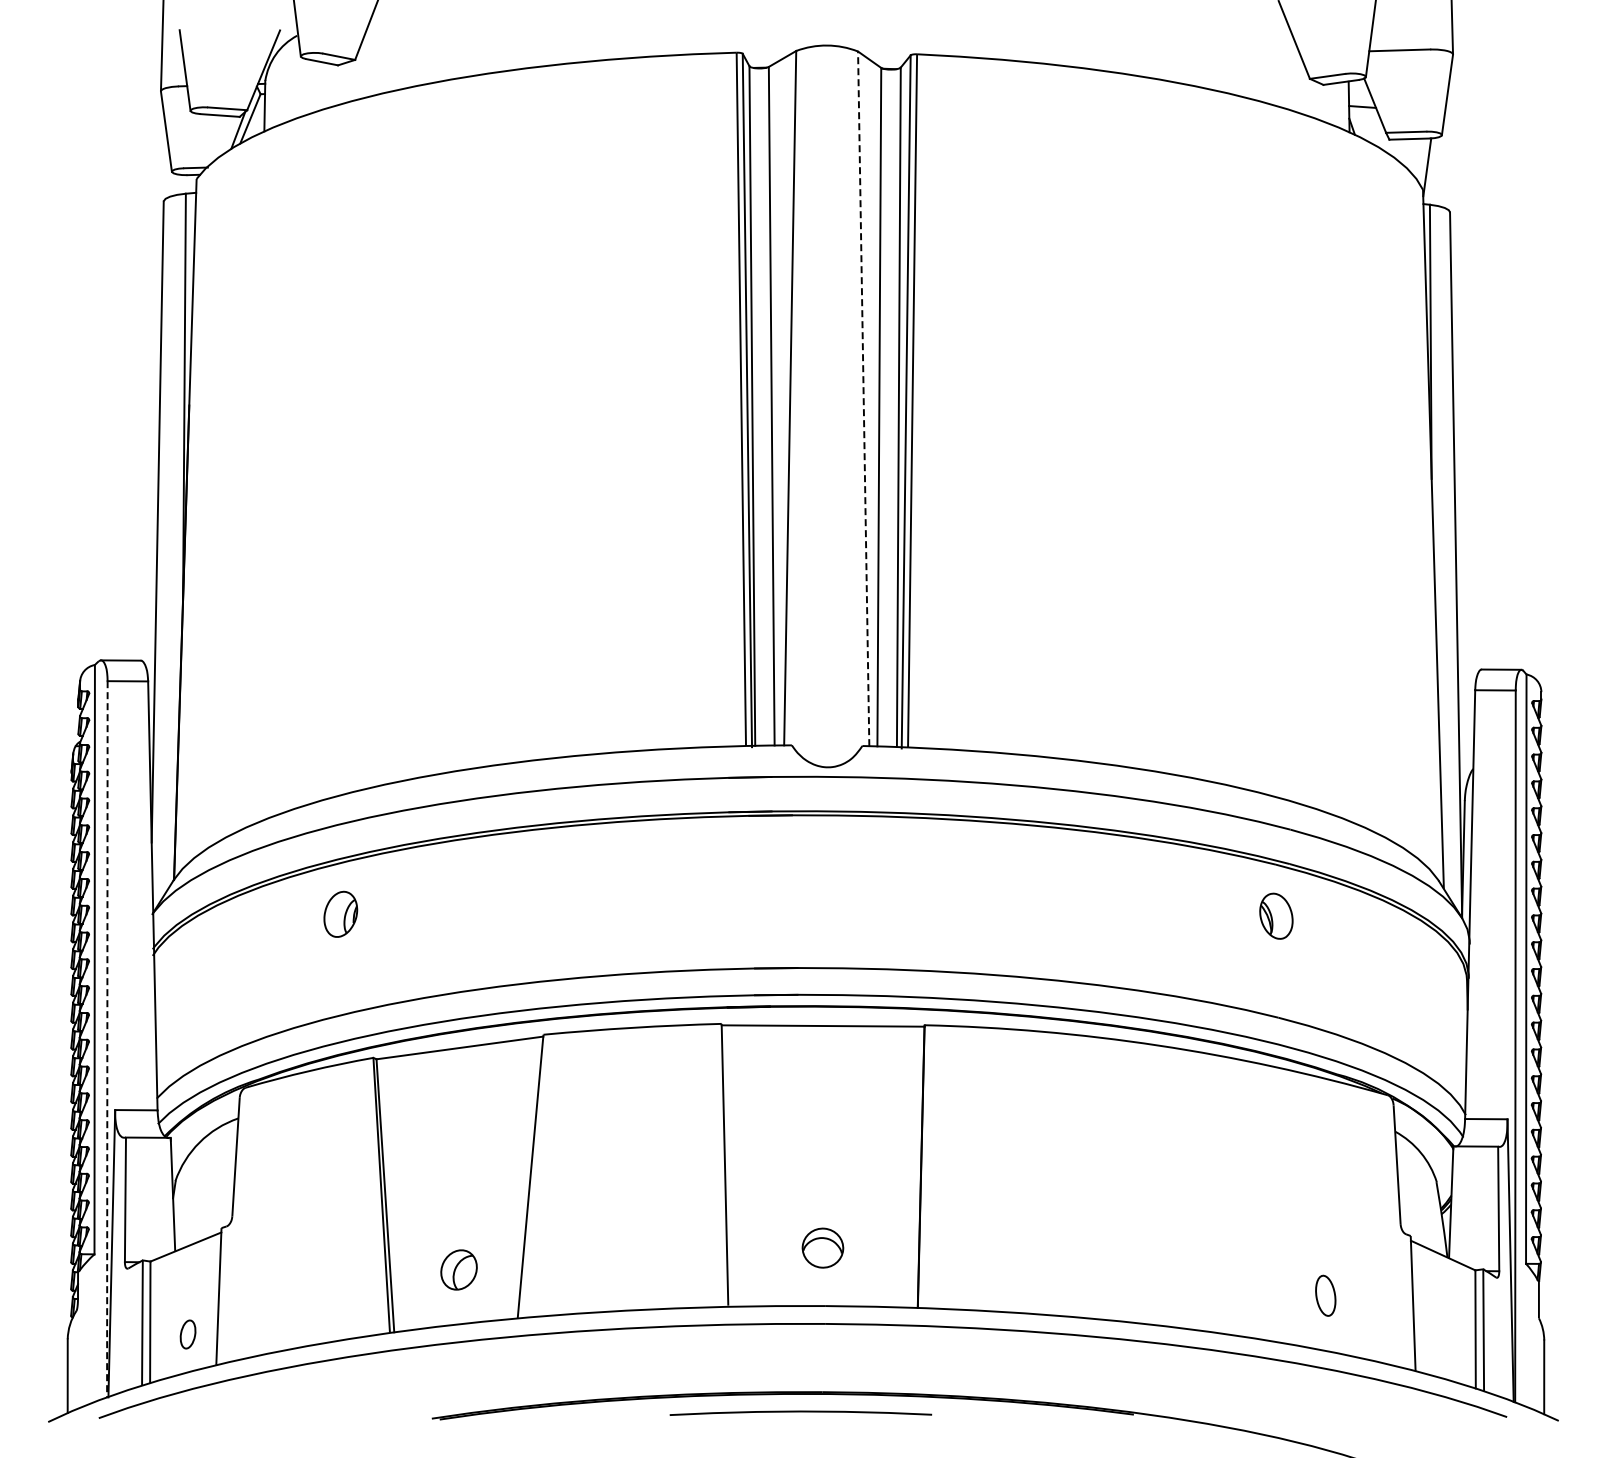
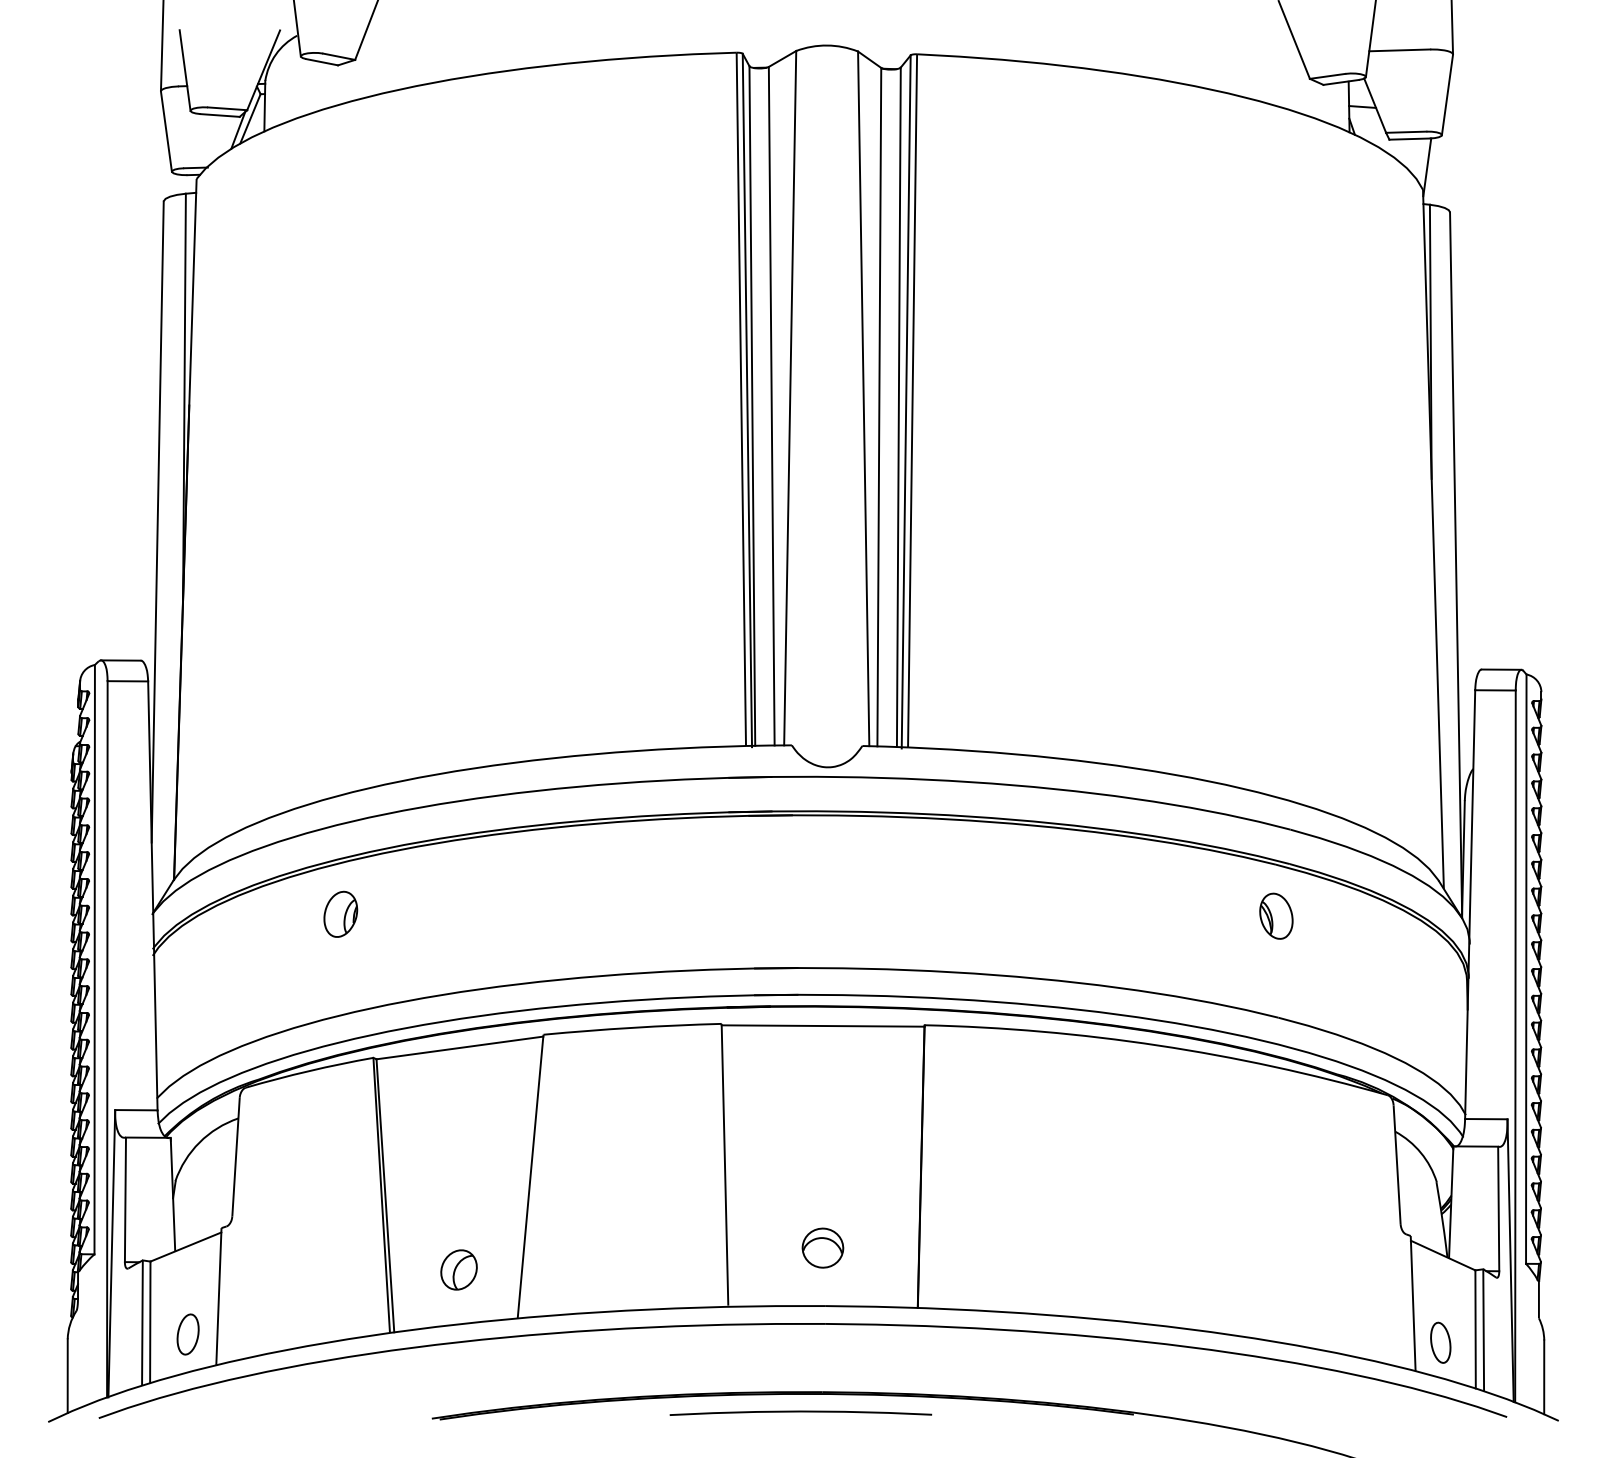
line: dashed -> solid (863, 398)
line: dashed -> solid (107, 1039)
part position: (1325, 1295) -> (1440, 1342) (1440, 1342)
part size: 18x31 px -> 24x43 px (187, 1334)
